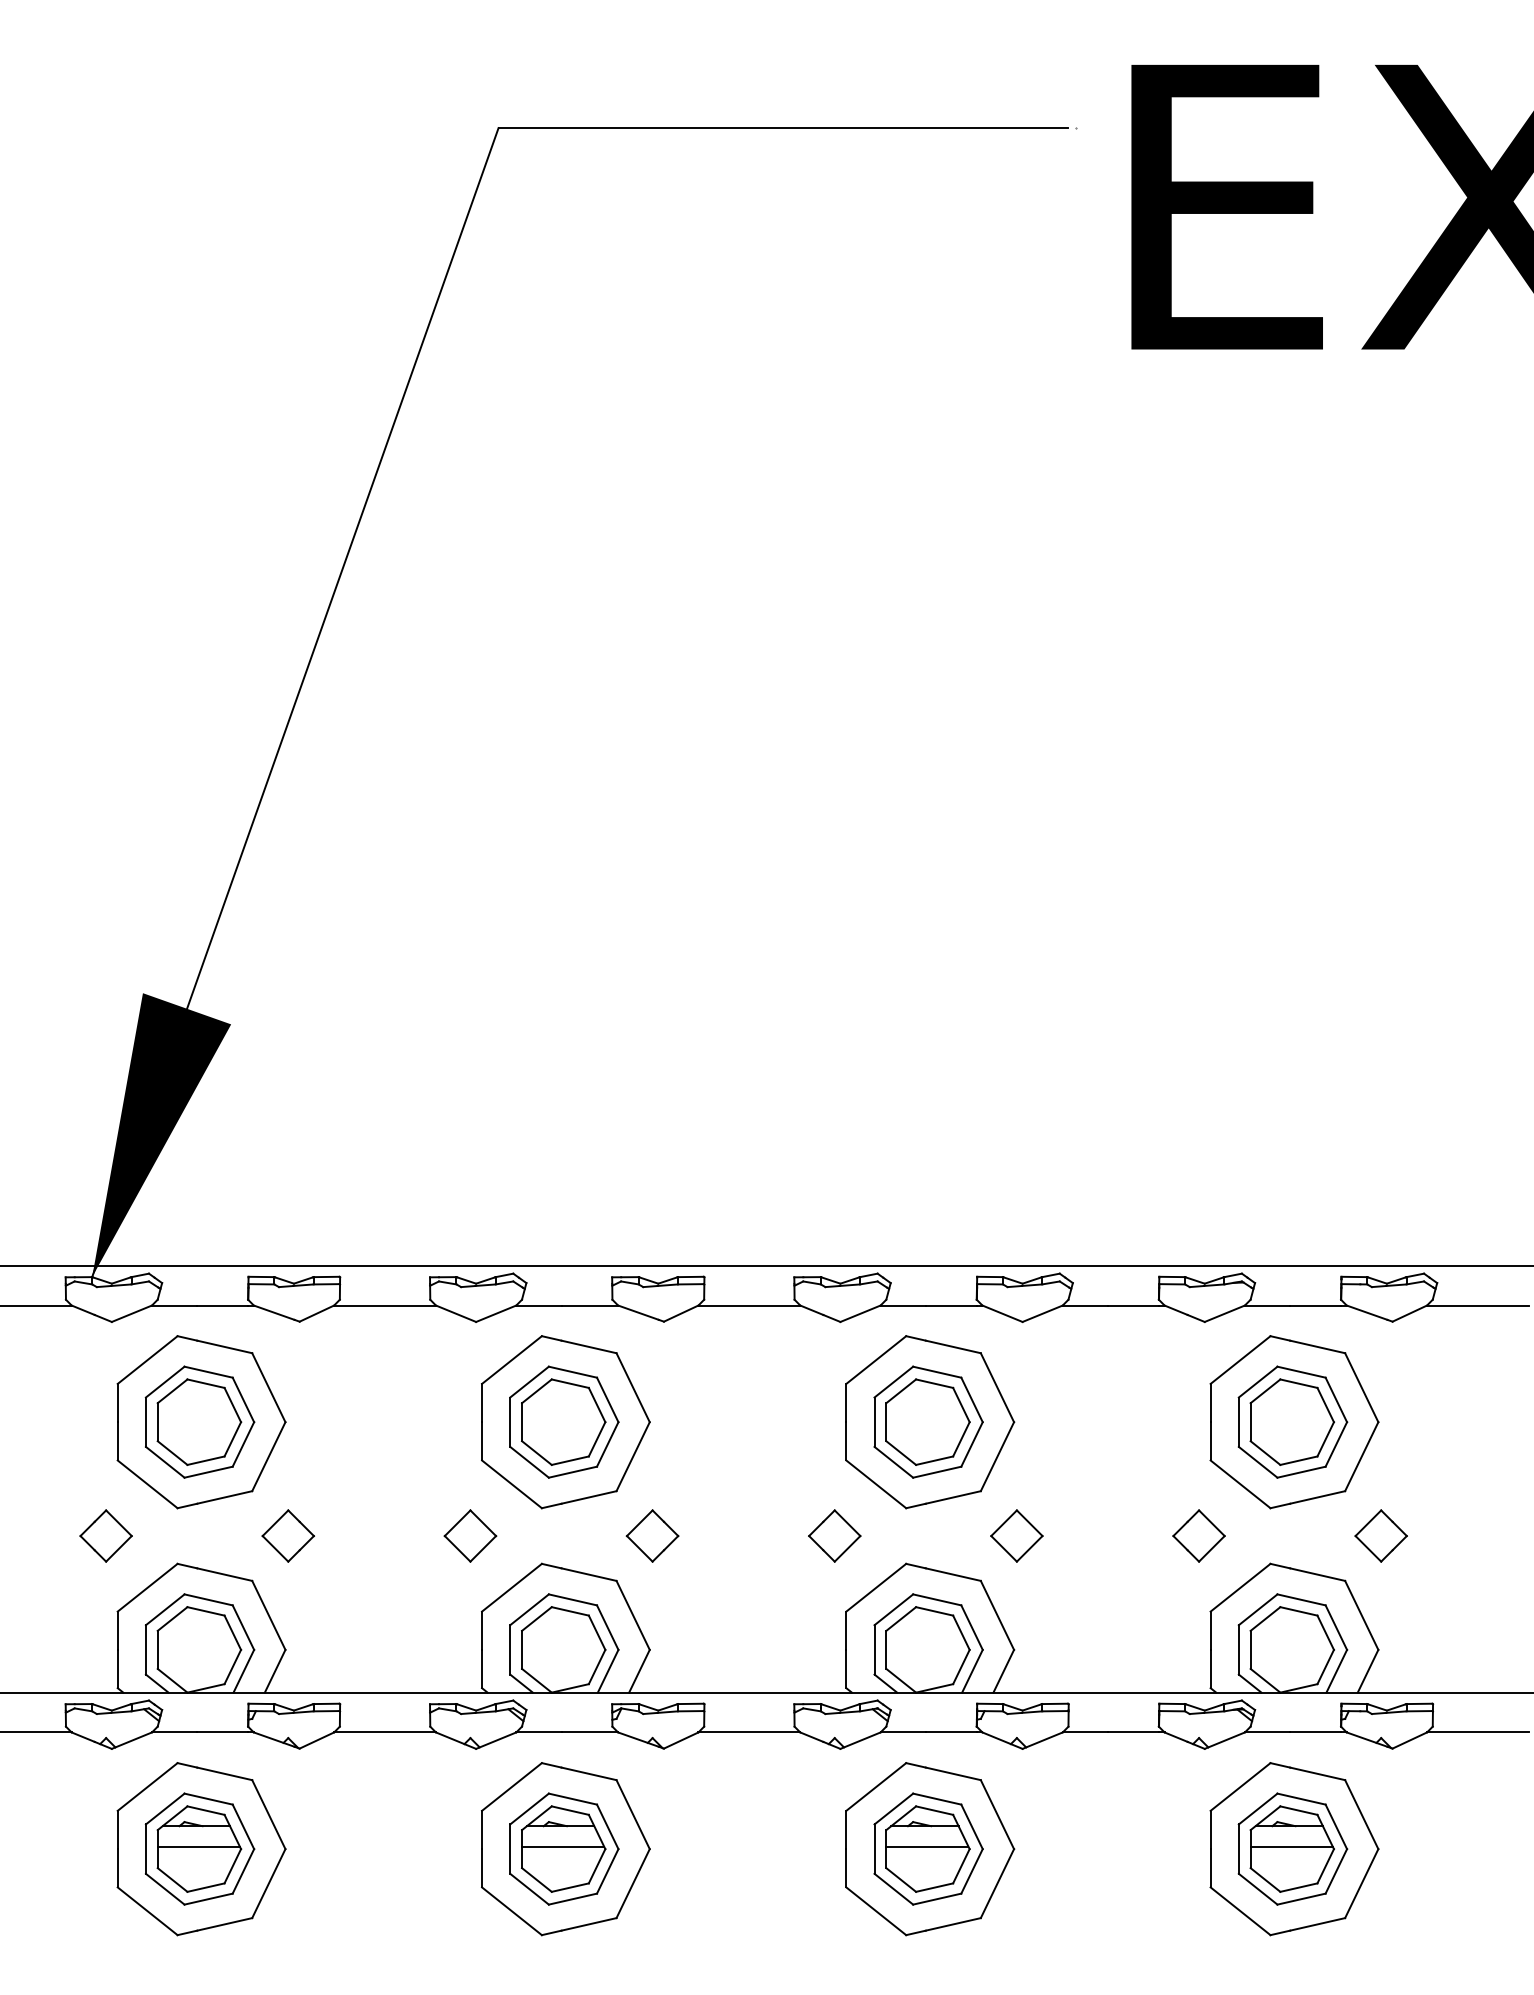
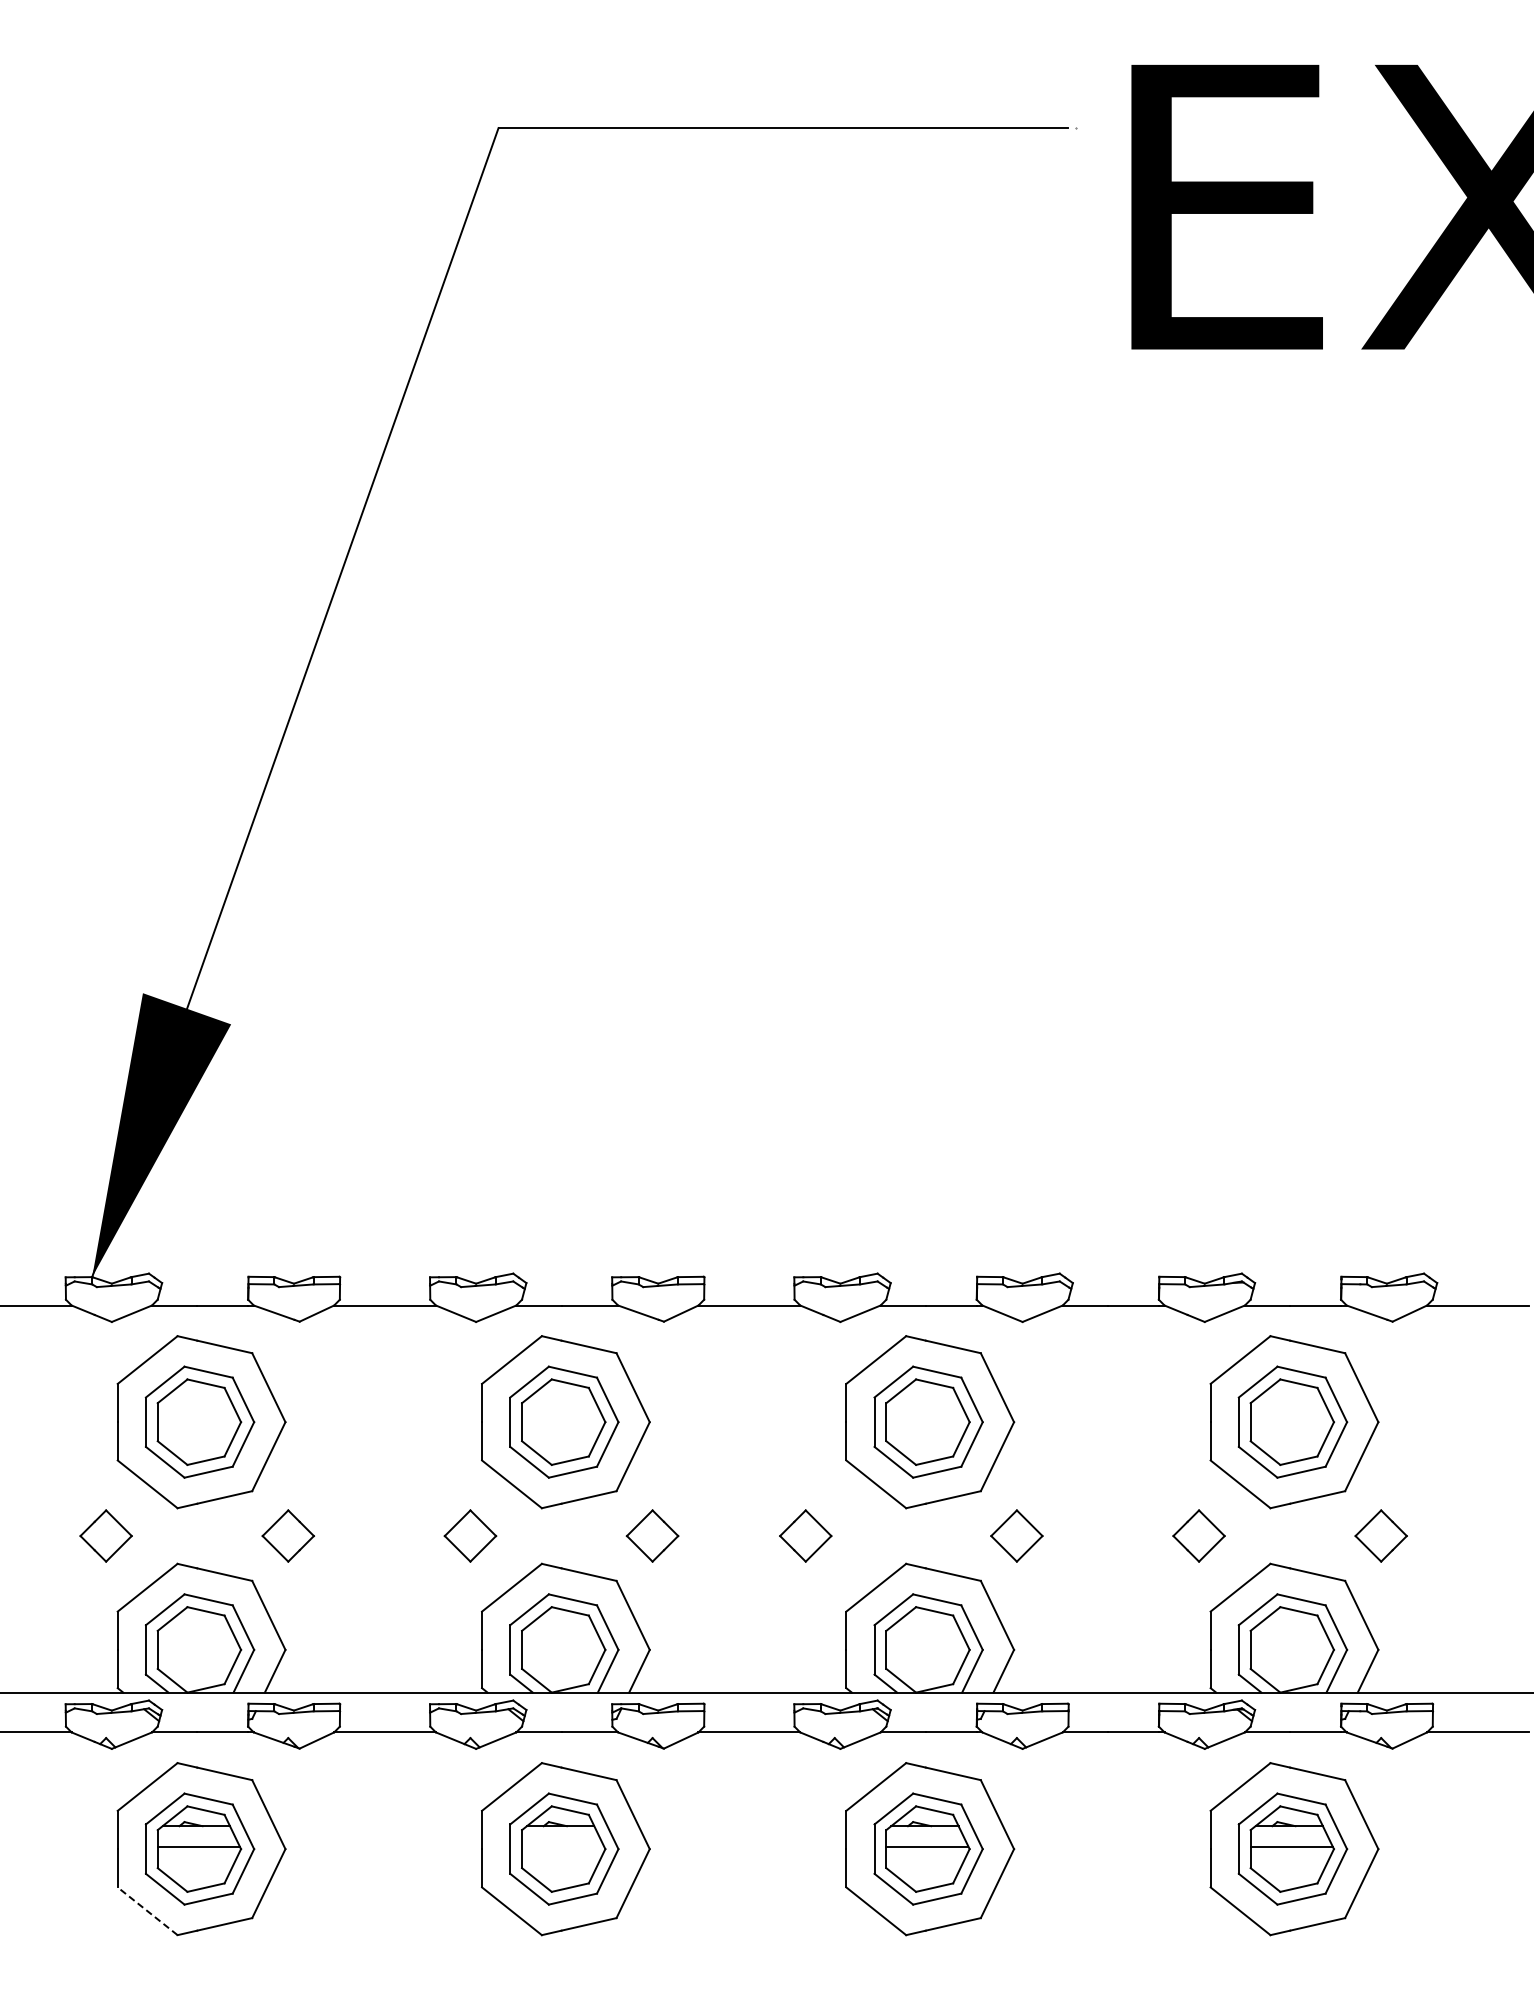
line: present -> none (766, 1265)
part position: (834, 1535) -> (805, 1535) (805, 1535)
line: present -> none (563, 1846)
line: solid -> dashed (147, 1910)
